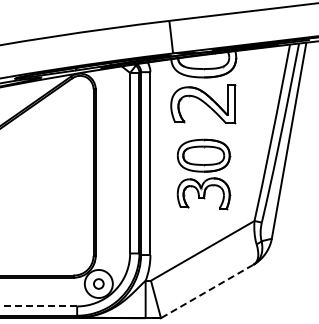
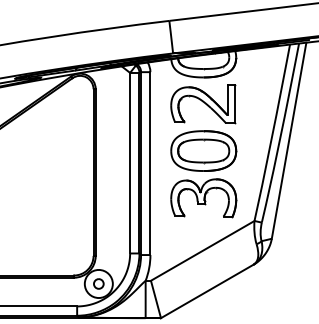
part size: 56x73 px -> 68x89 px (203, 174)
line: dashed -> solid (206, 291)
line: dashed -> solid (38, 306)
